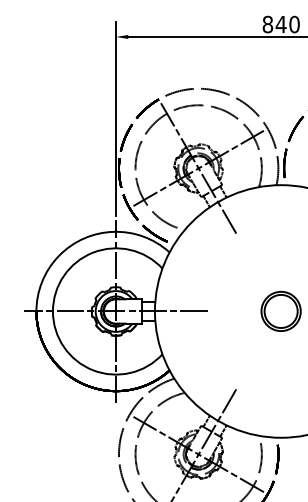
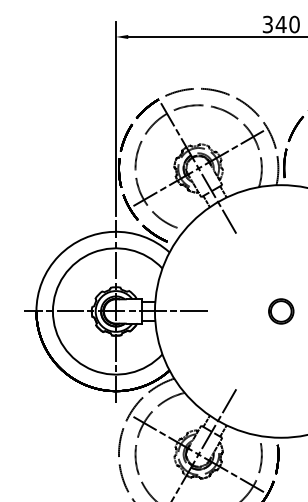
text: 840 -> 340 (267, 24)
part size: 42x42 px -> 27x27 px (281, 311)
